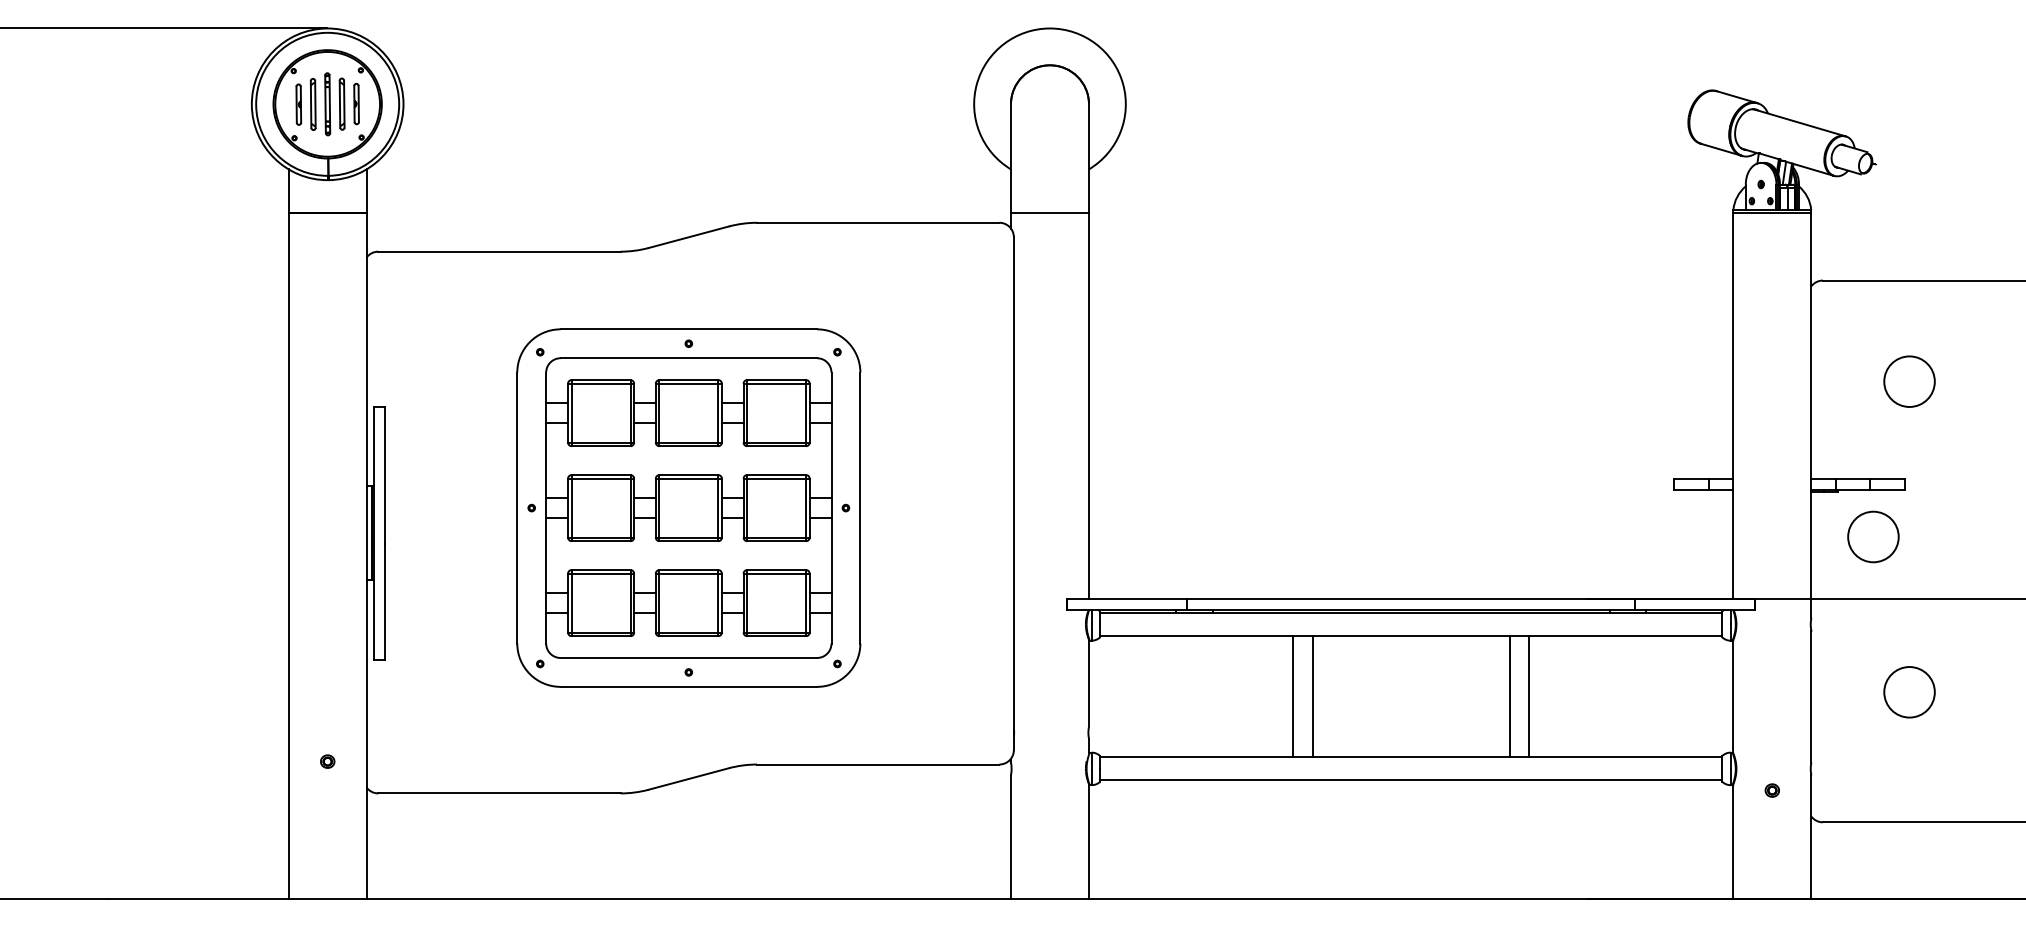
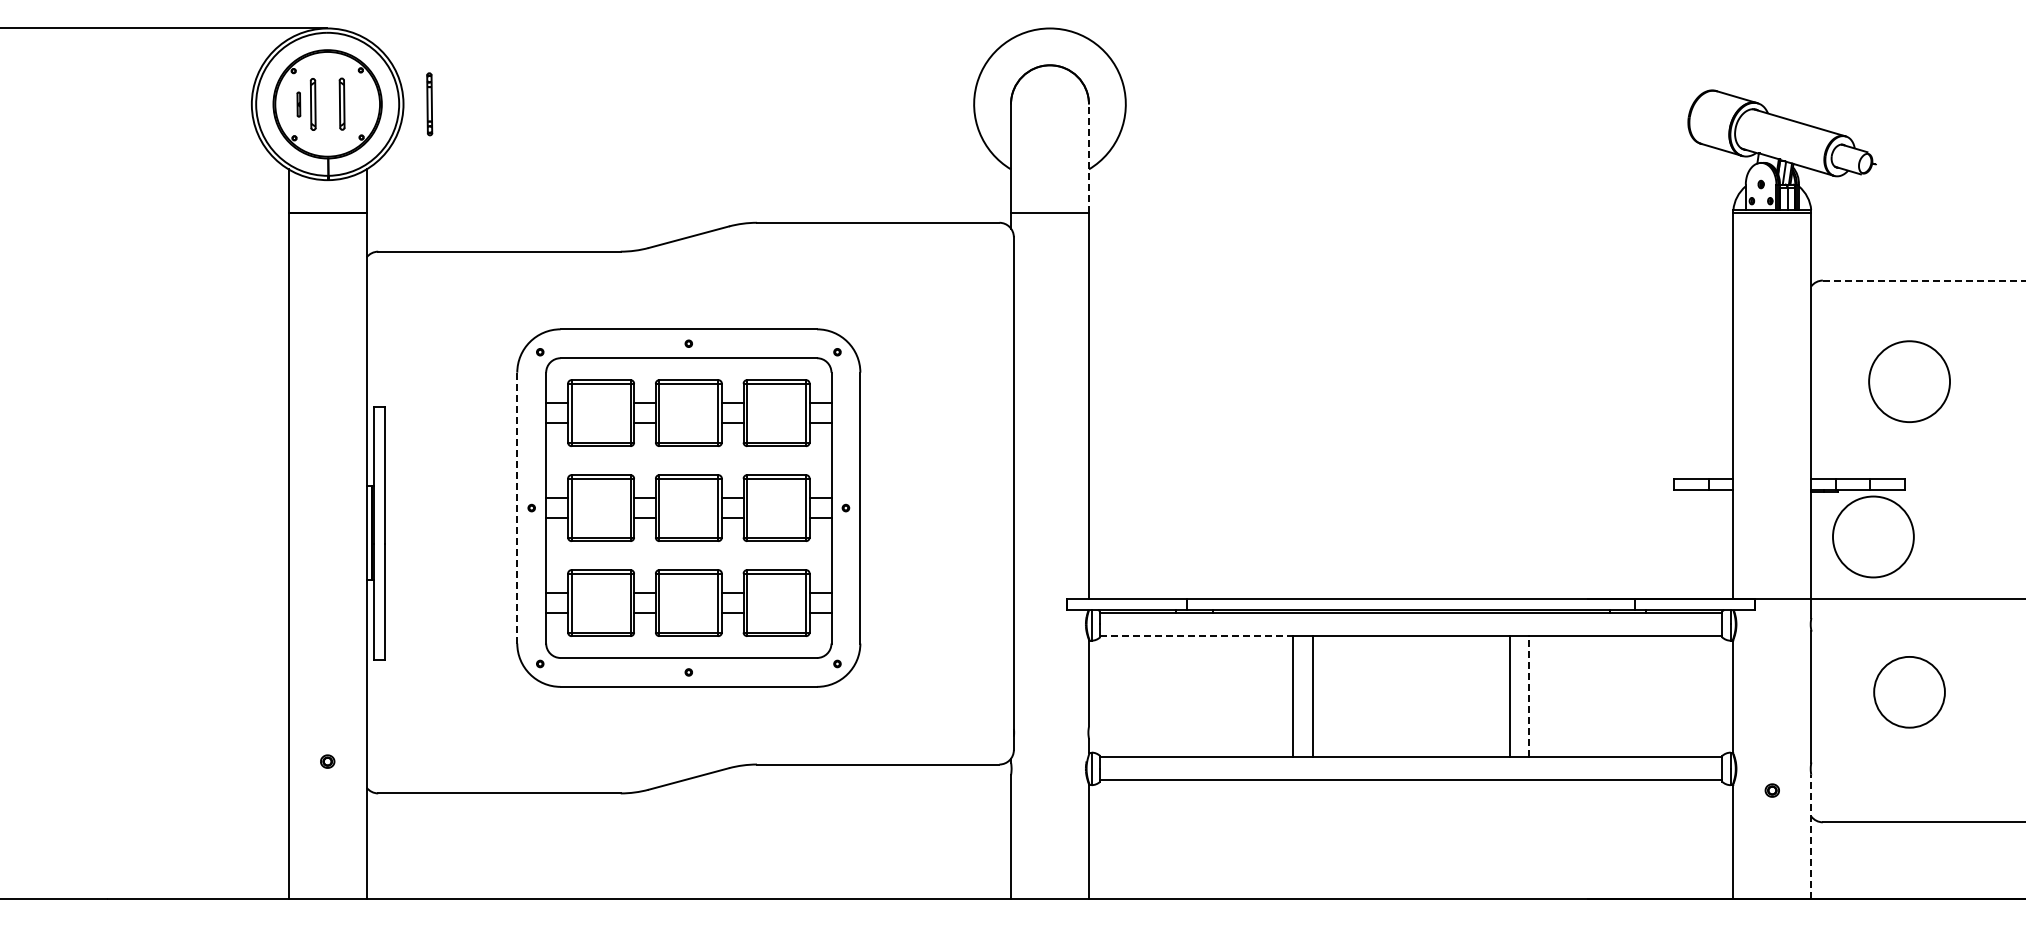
part: present -> none (356, 103)
part size: 8x43 px -> 6x27 px (298, 104)
part position: (327, 104) -> (429, 104) (429, 104)
line: solid -> dashed (1089, 158)
line: solid -> dashed (1924, 280)
circle diameter: 51 px -> 81 px (1909, 381)
line: solid -> dashed (517, 508)
circle diameter: 51 px -> 81 px (1872, 536)
line: solid -> dashed (1197, 636)
circle diameter: 51 px -> 71 px (1909, 691)
line: solid -> dashed (1529, 696)
line: solid -> dashed (1811, 837)
